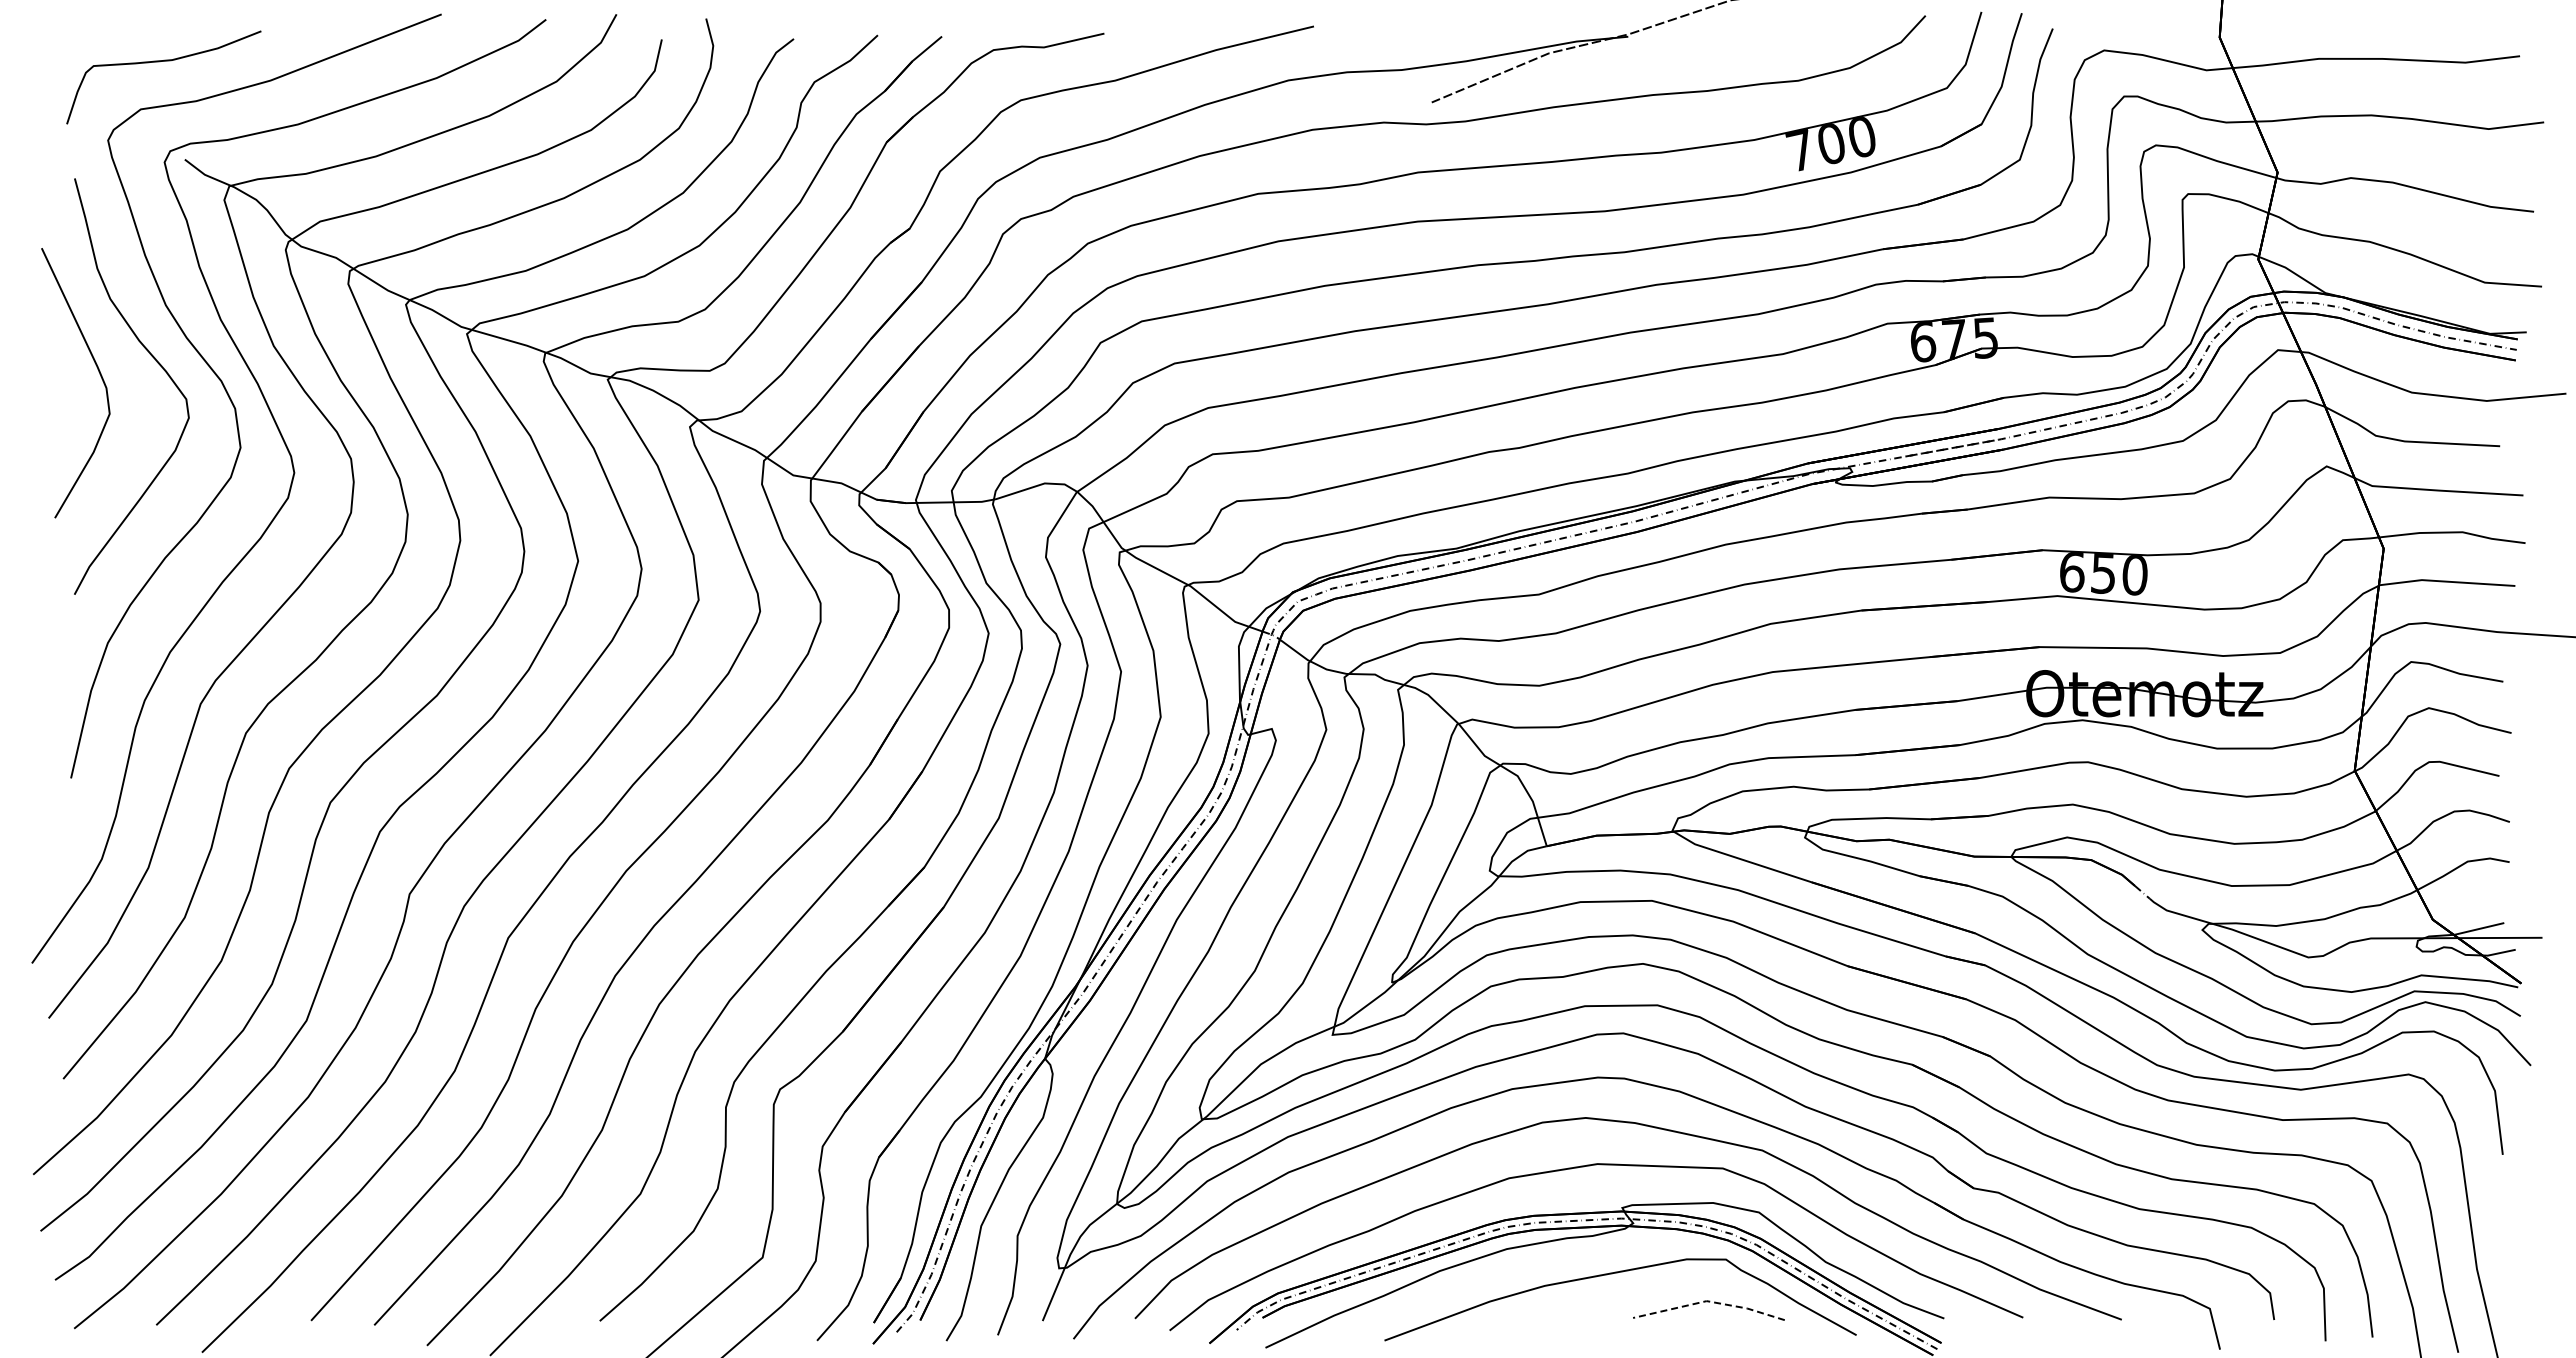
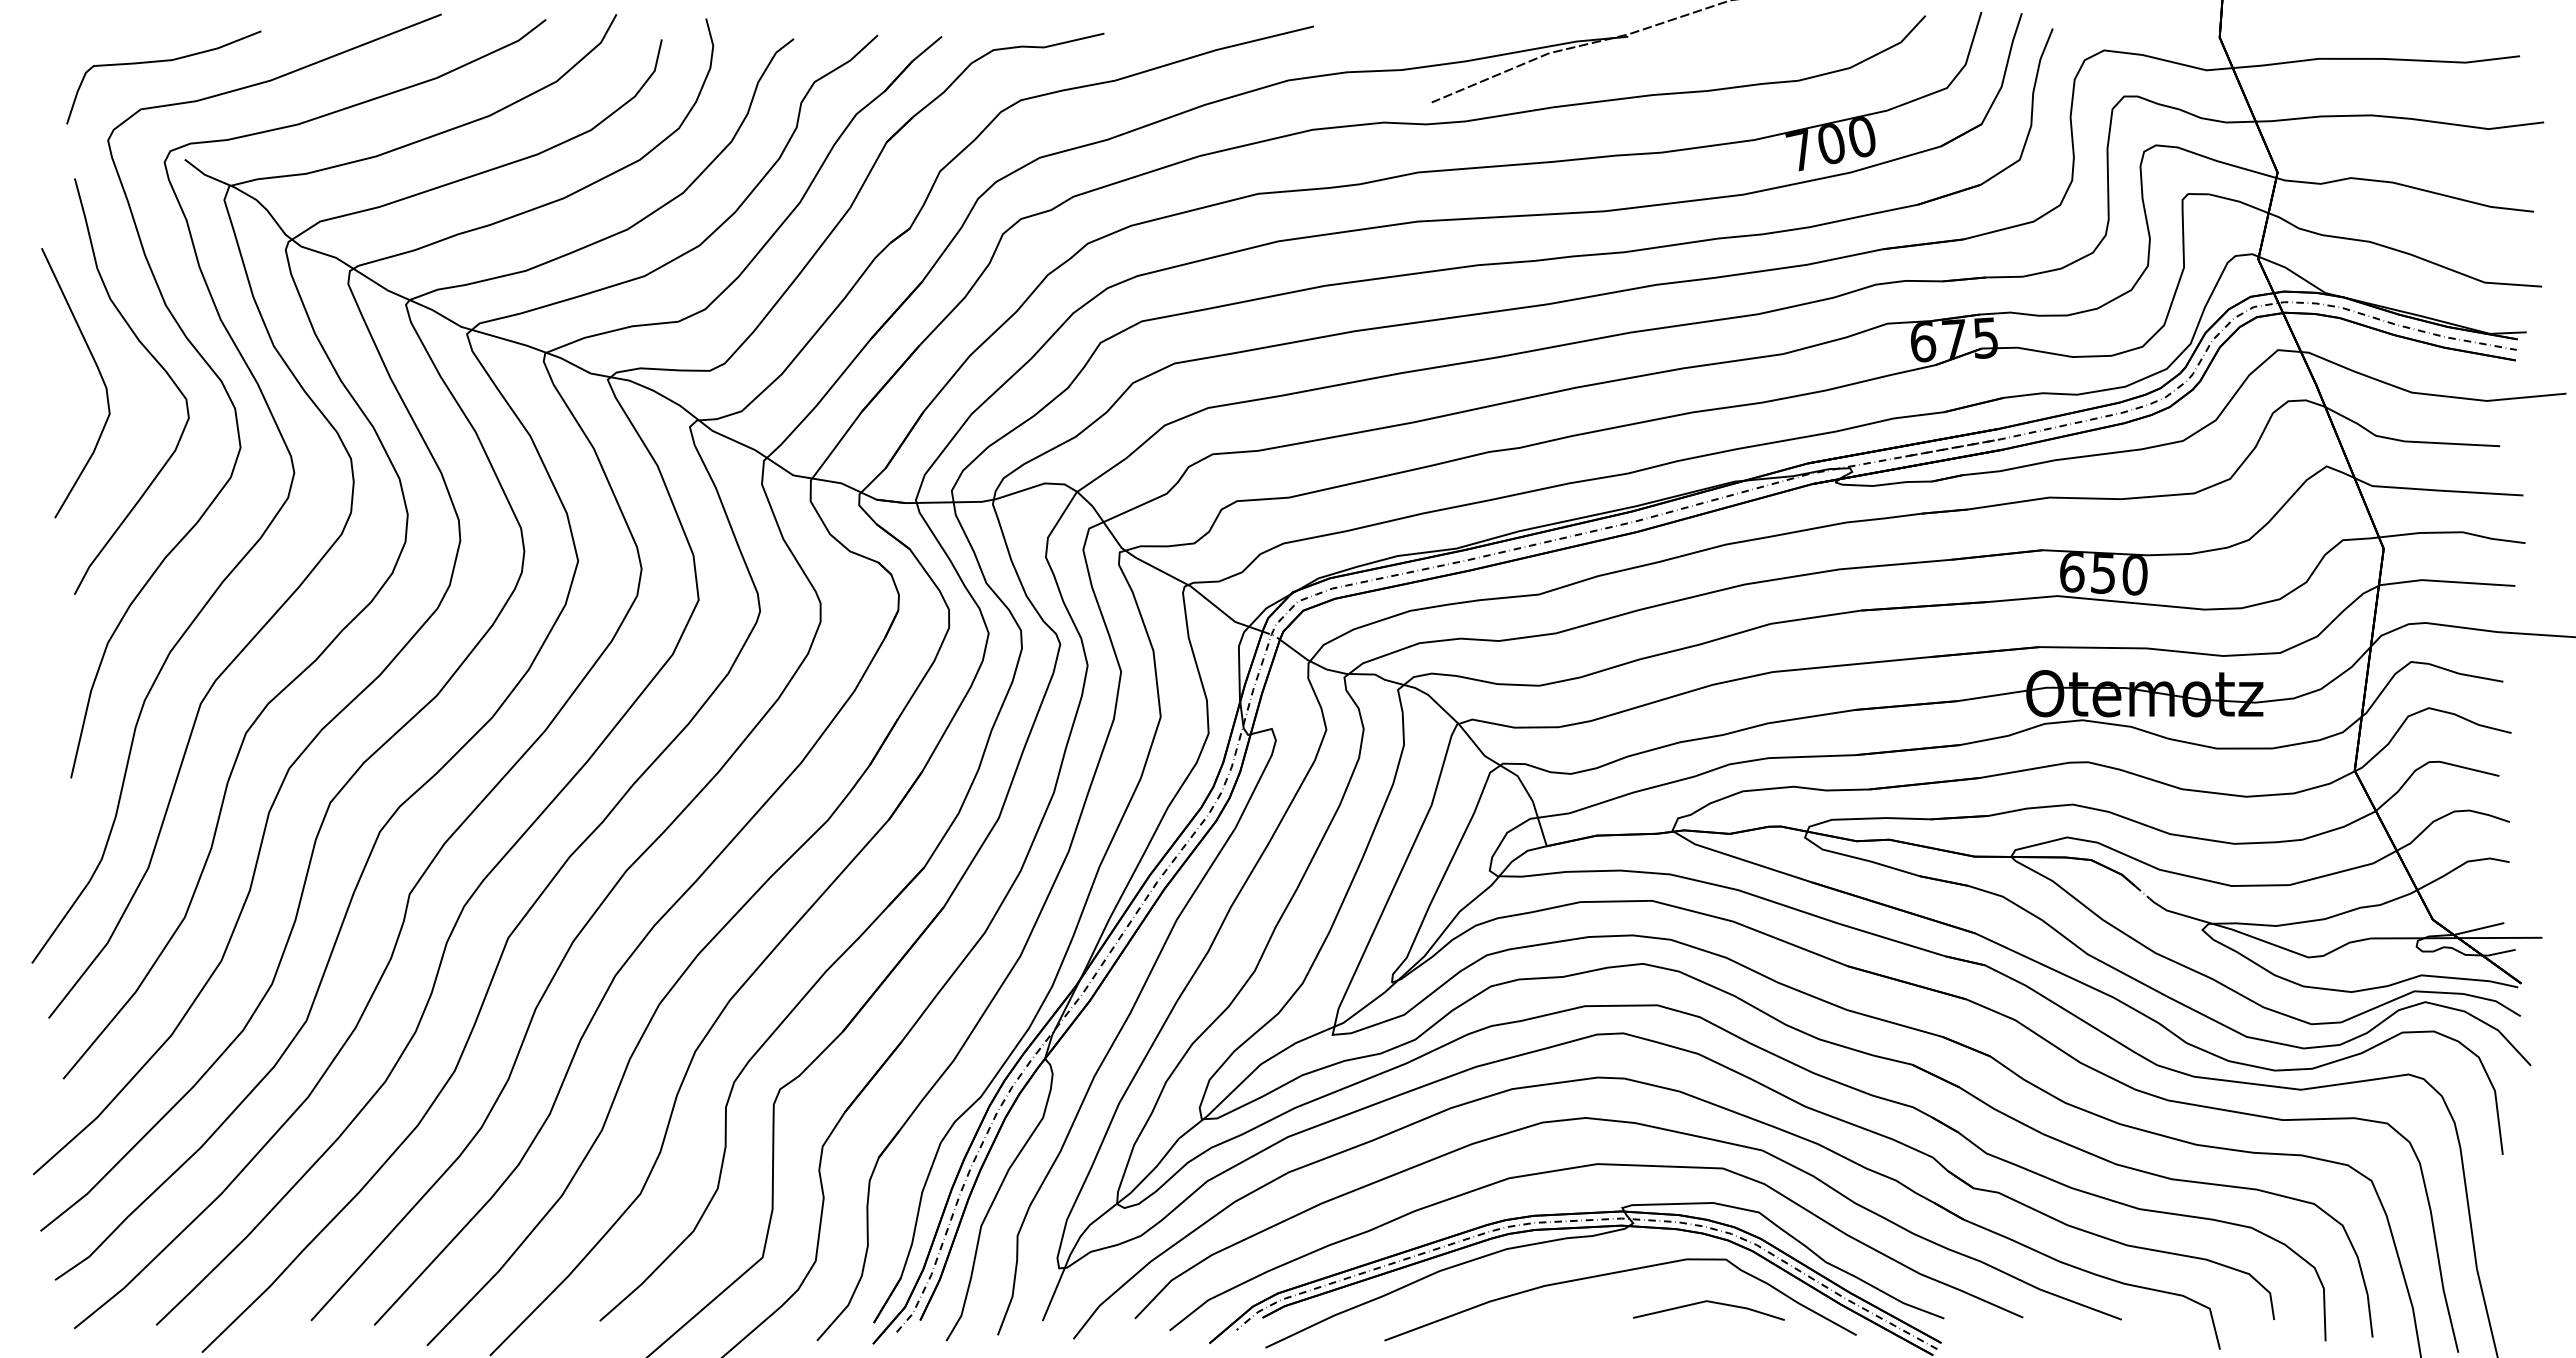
line: dashed -> solid (1709, 1301)
